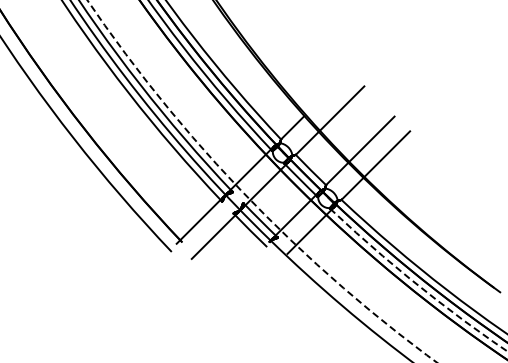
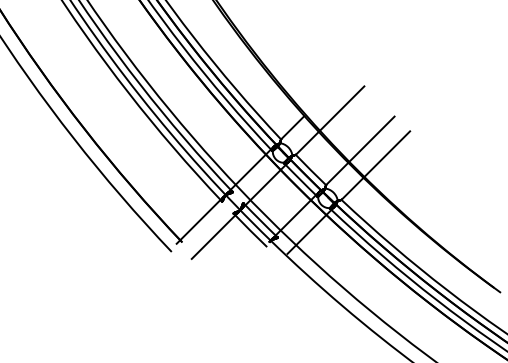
arc: dashed -> solid (246, 196)
arc: dashed -> solid (415, 283)
